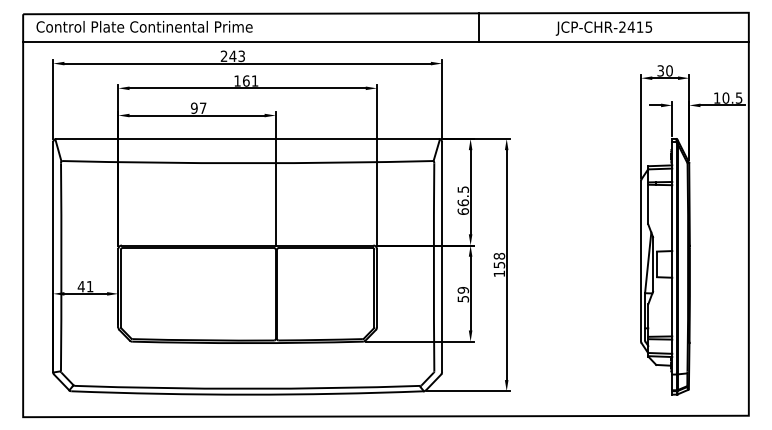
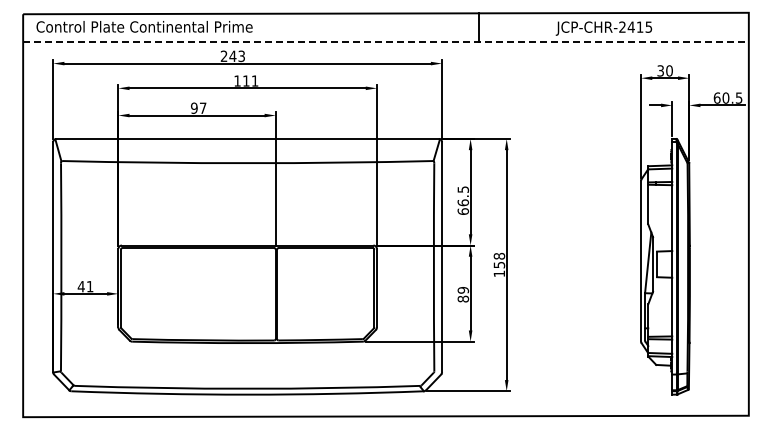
line: solid -> dashed (386, 41)
text: 161 -> 111 (246, 80)
text: 10.5 -> 60.5 (716, 97)
text: 59 -> 89 (463, 298)
